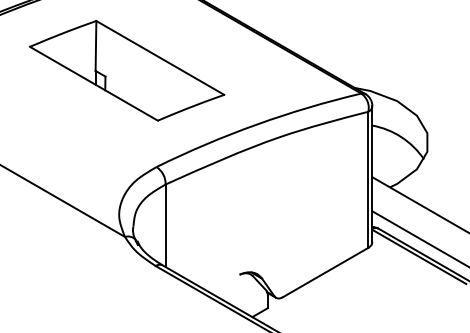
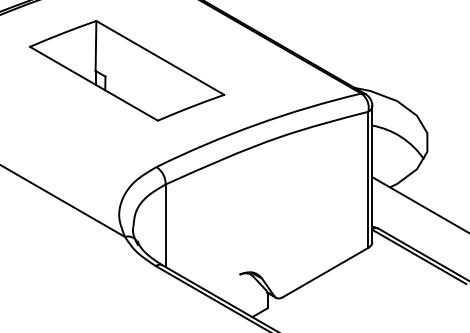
line: present -> none (419, 238)
